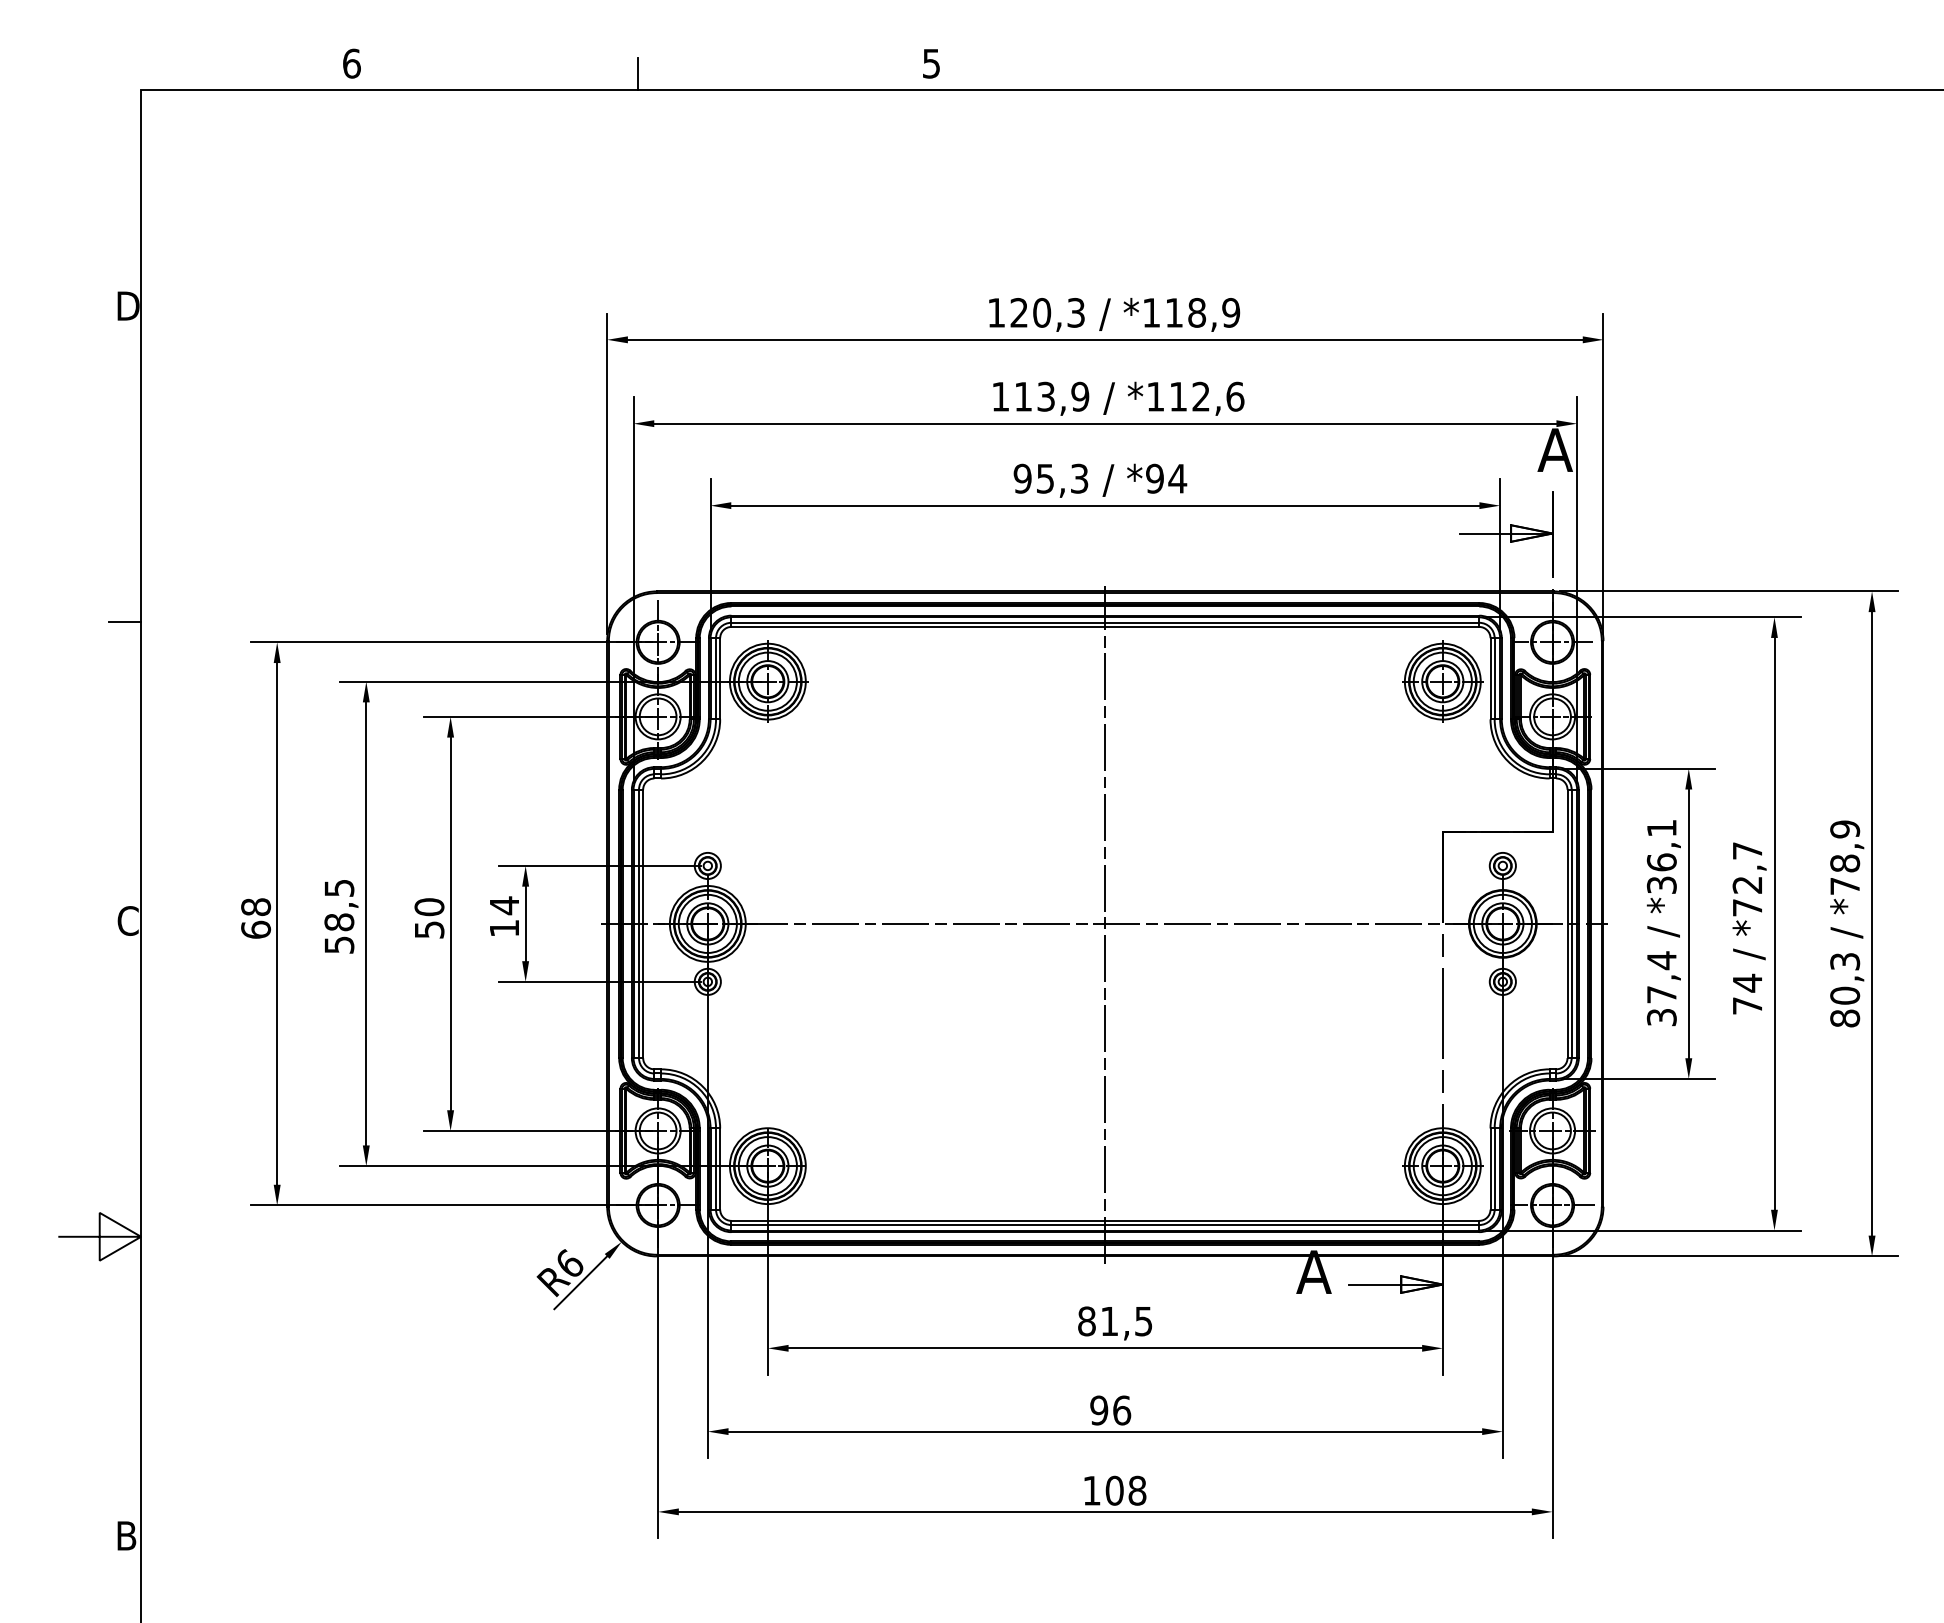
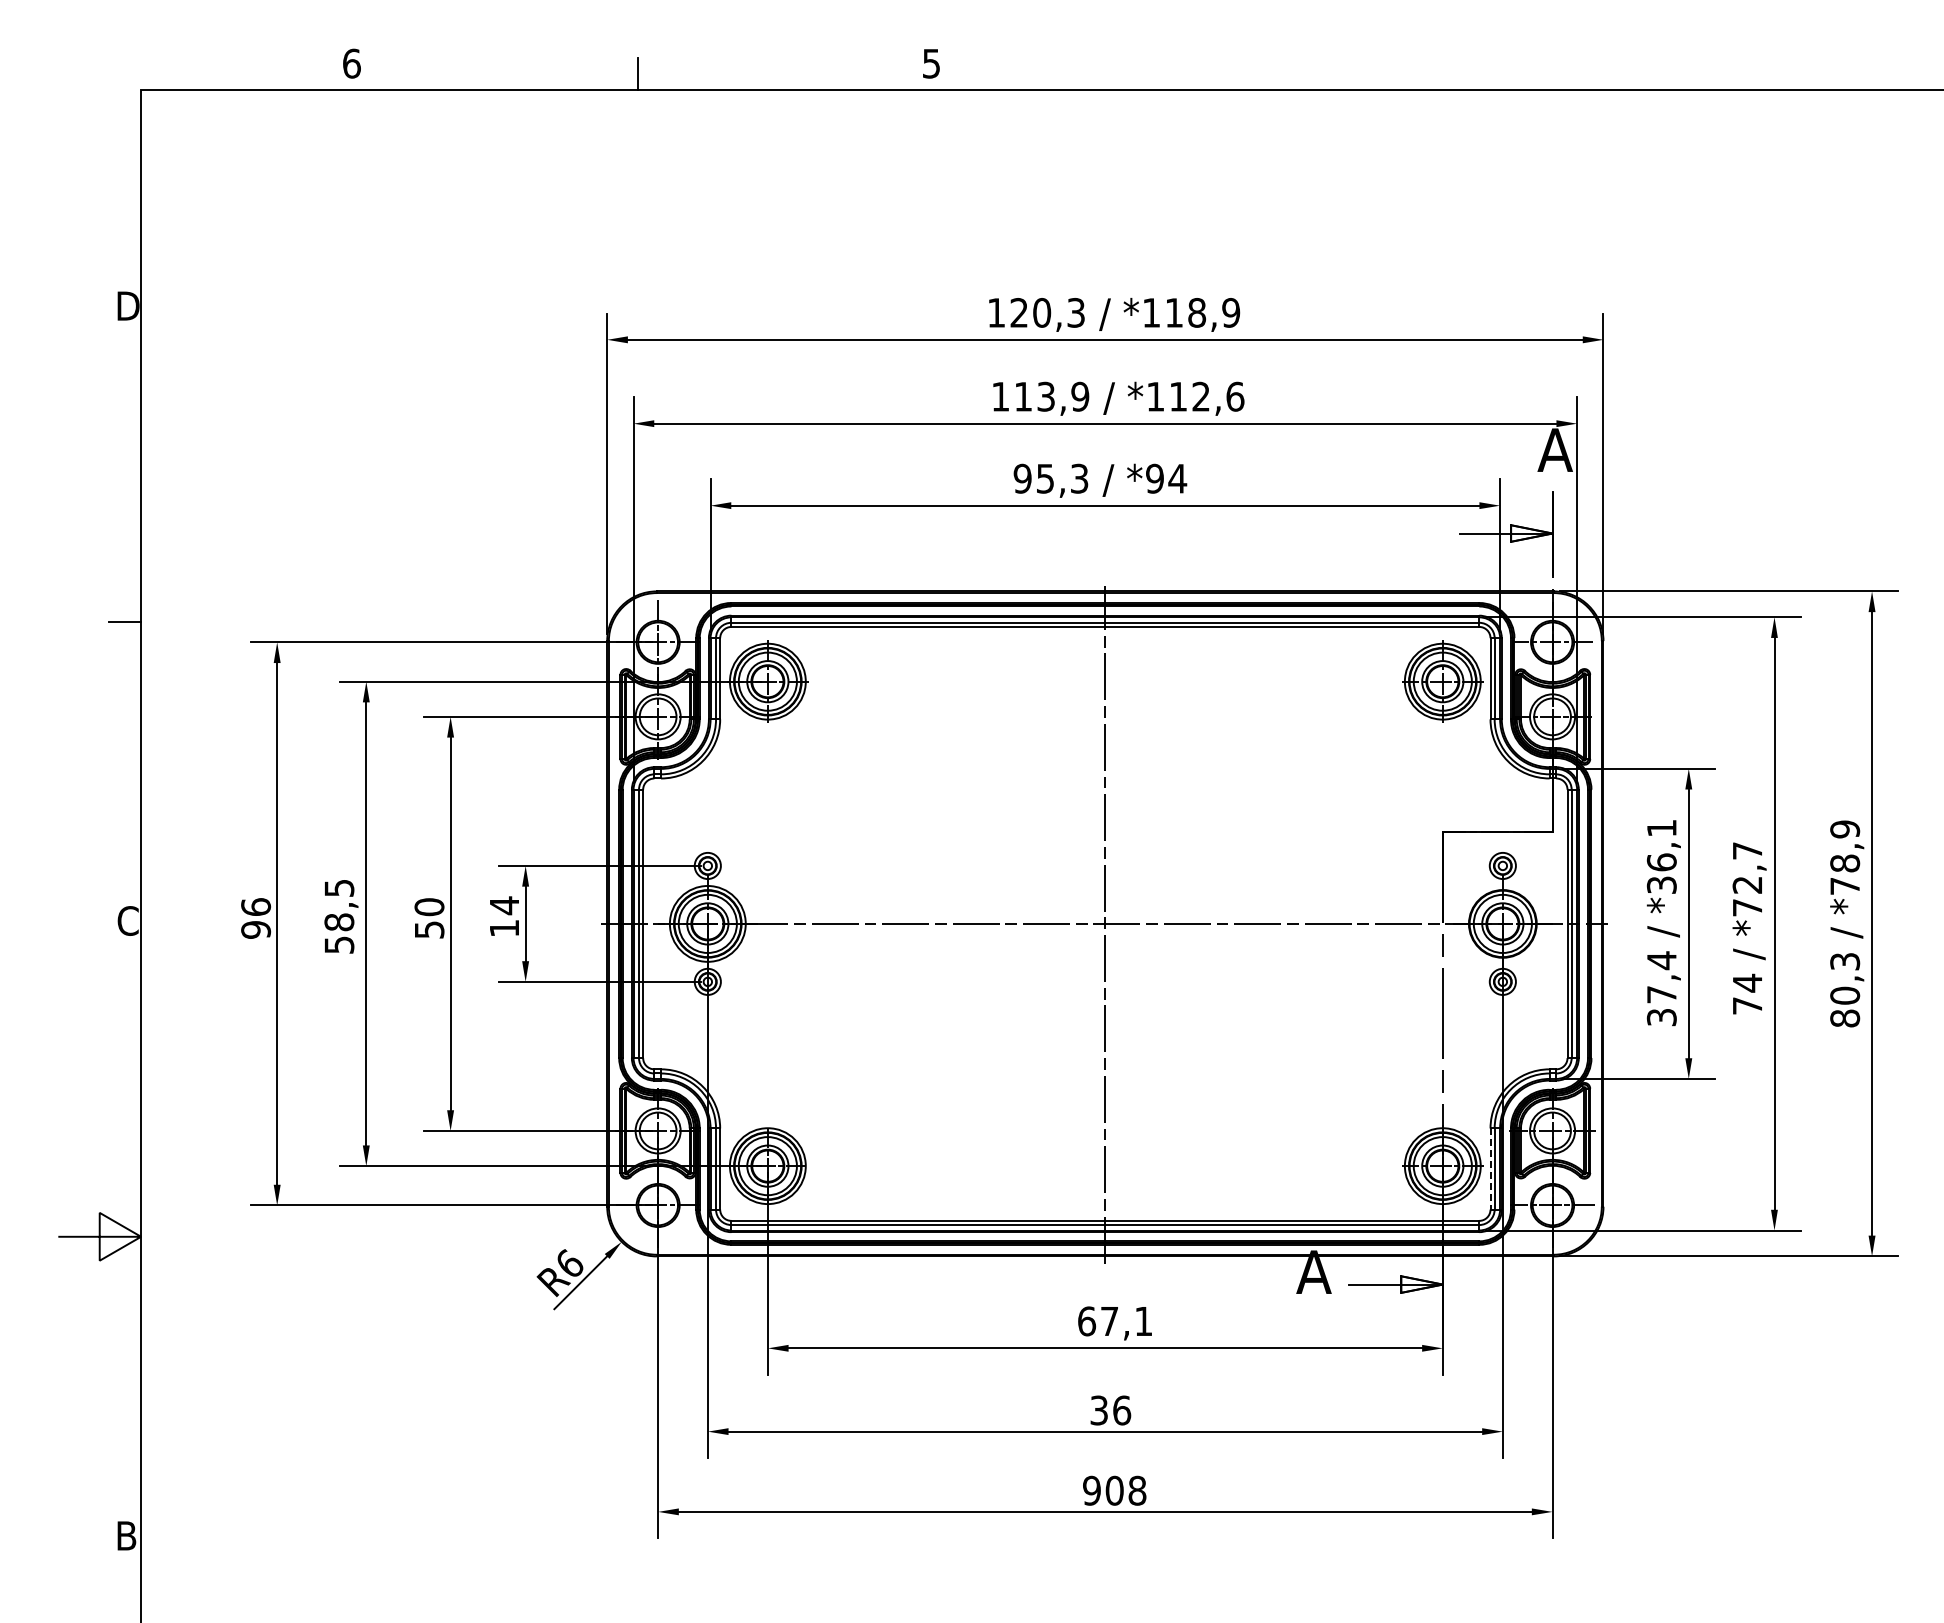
text: 68 -> 96 (256, 918)
line: solid -> dashed (1490, 1169)
text: 81,5 -> 67,1 (1115, 1321)
text: 96 -> 36 (1099, 1410)
text: 108 -> 908 (1091, 1490)
